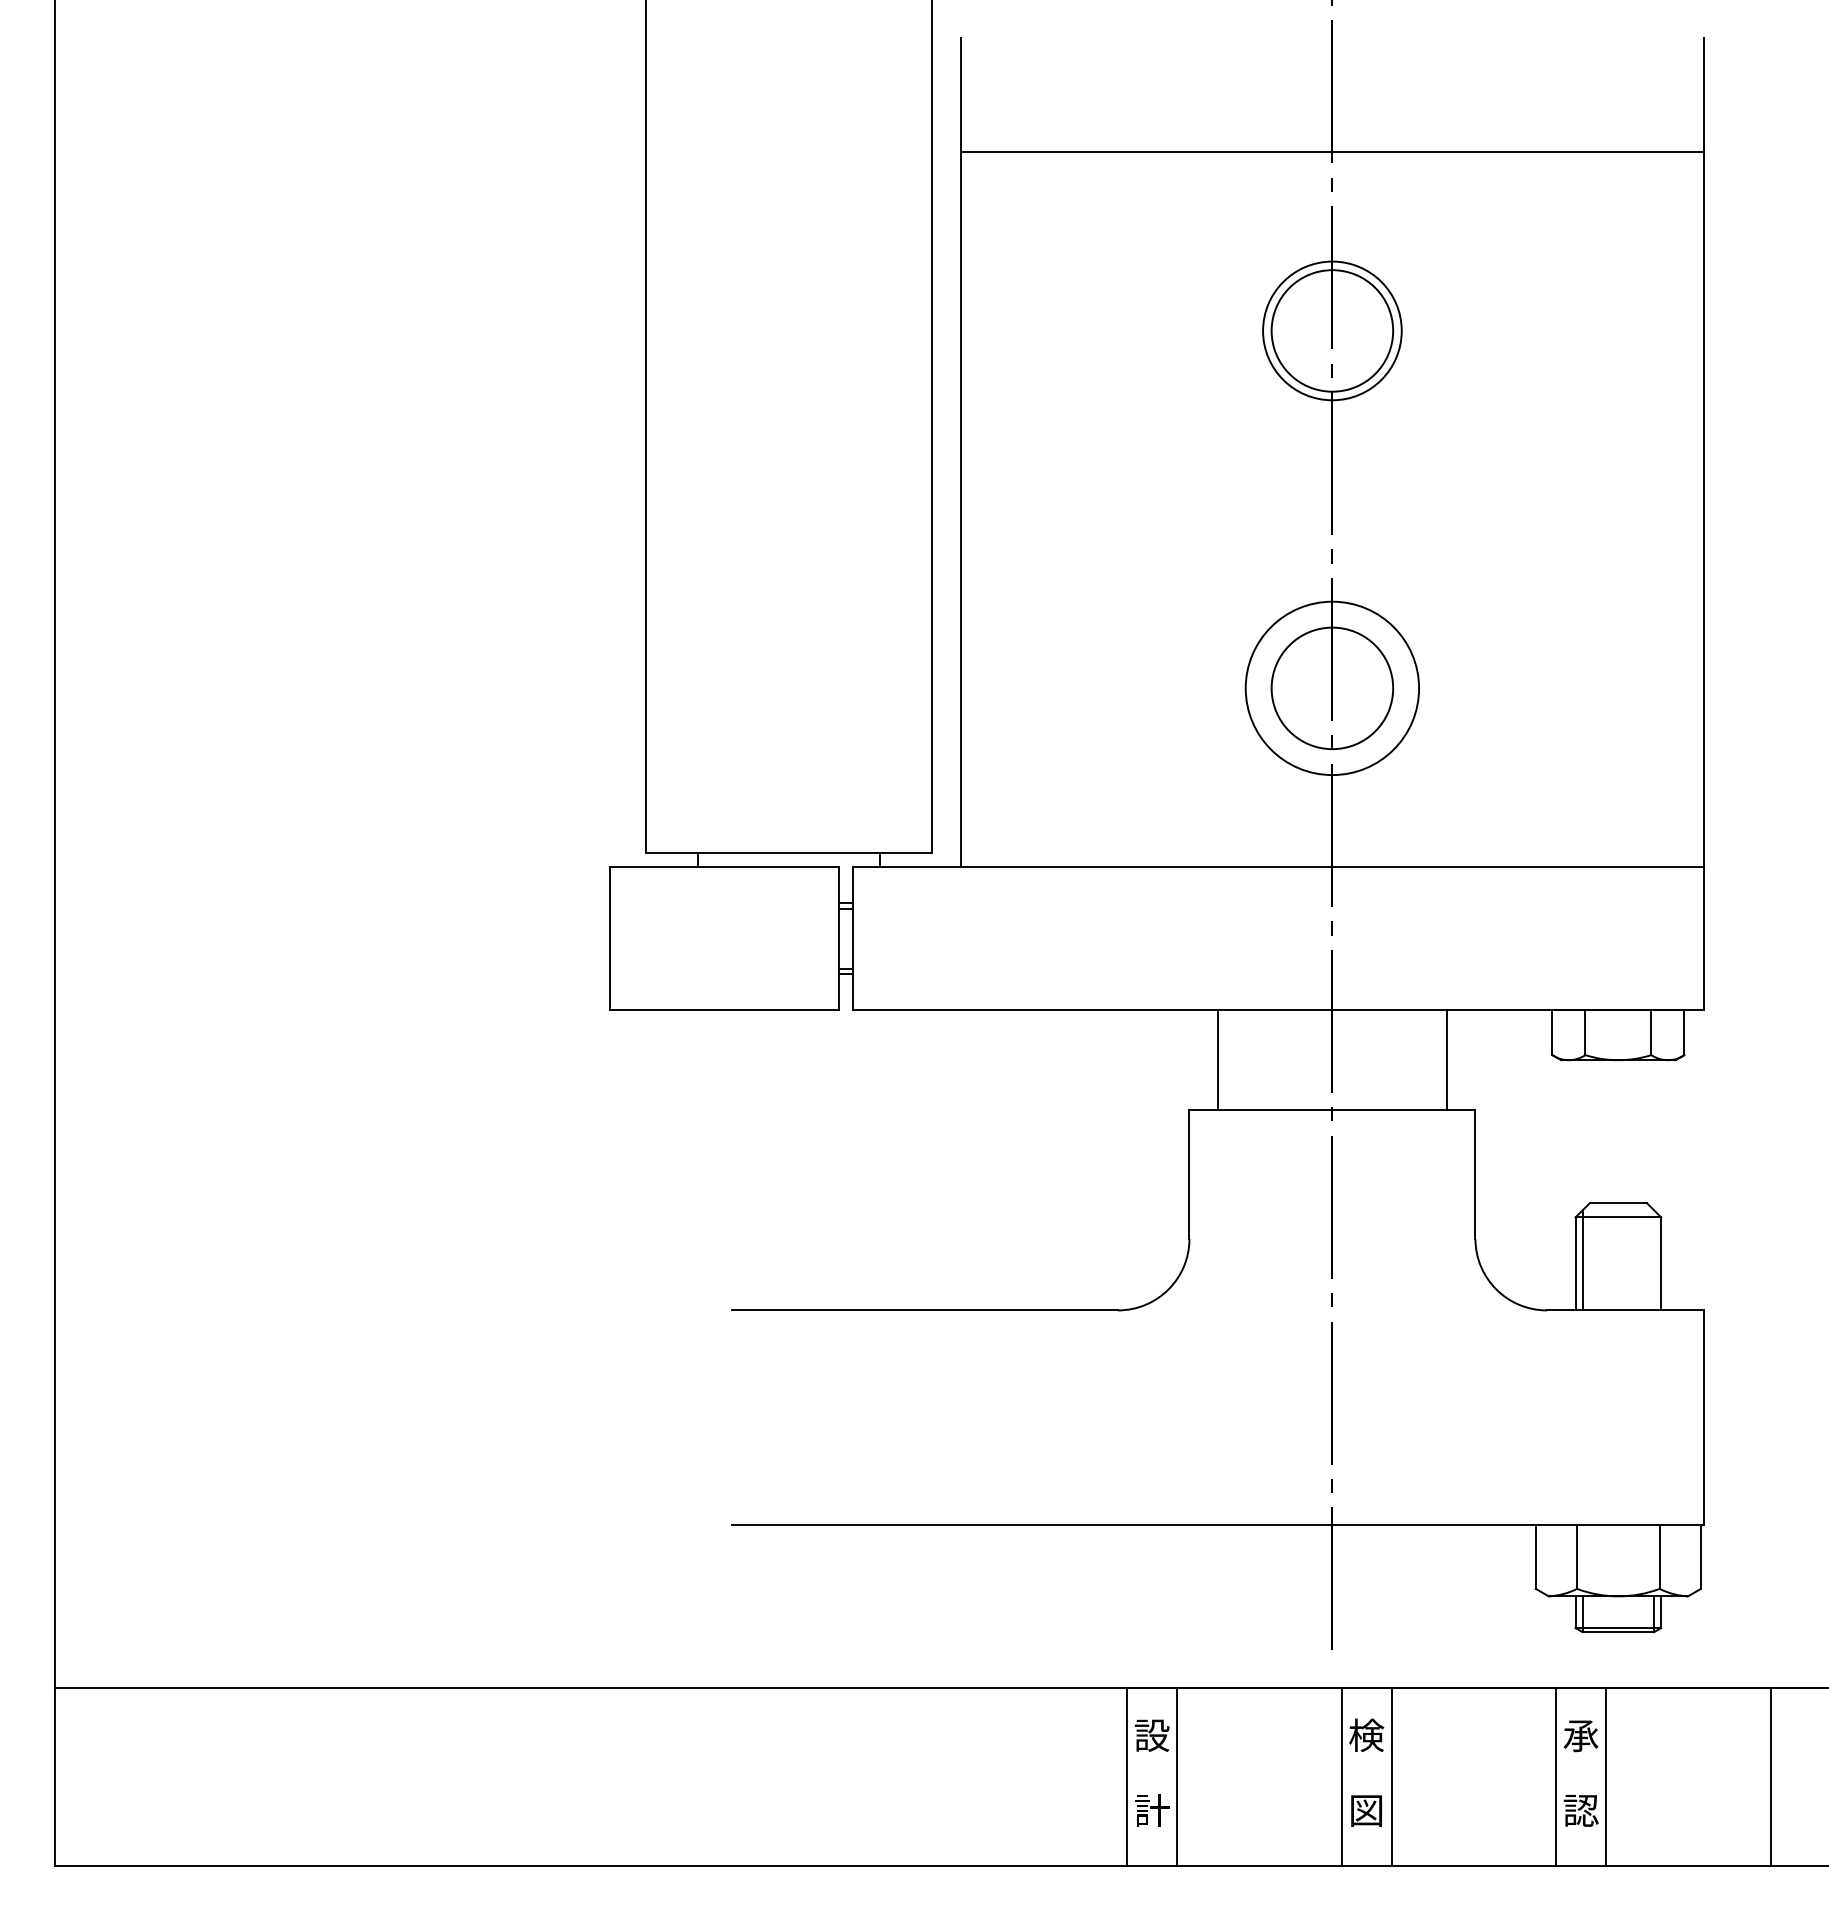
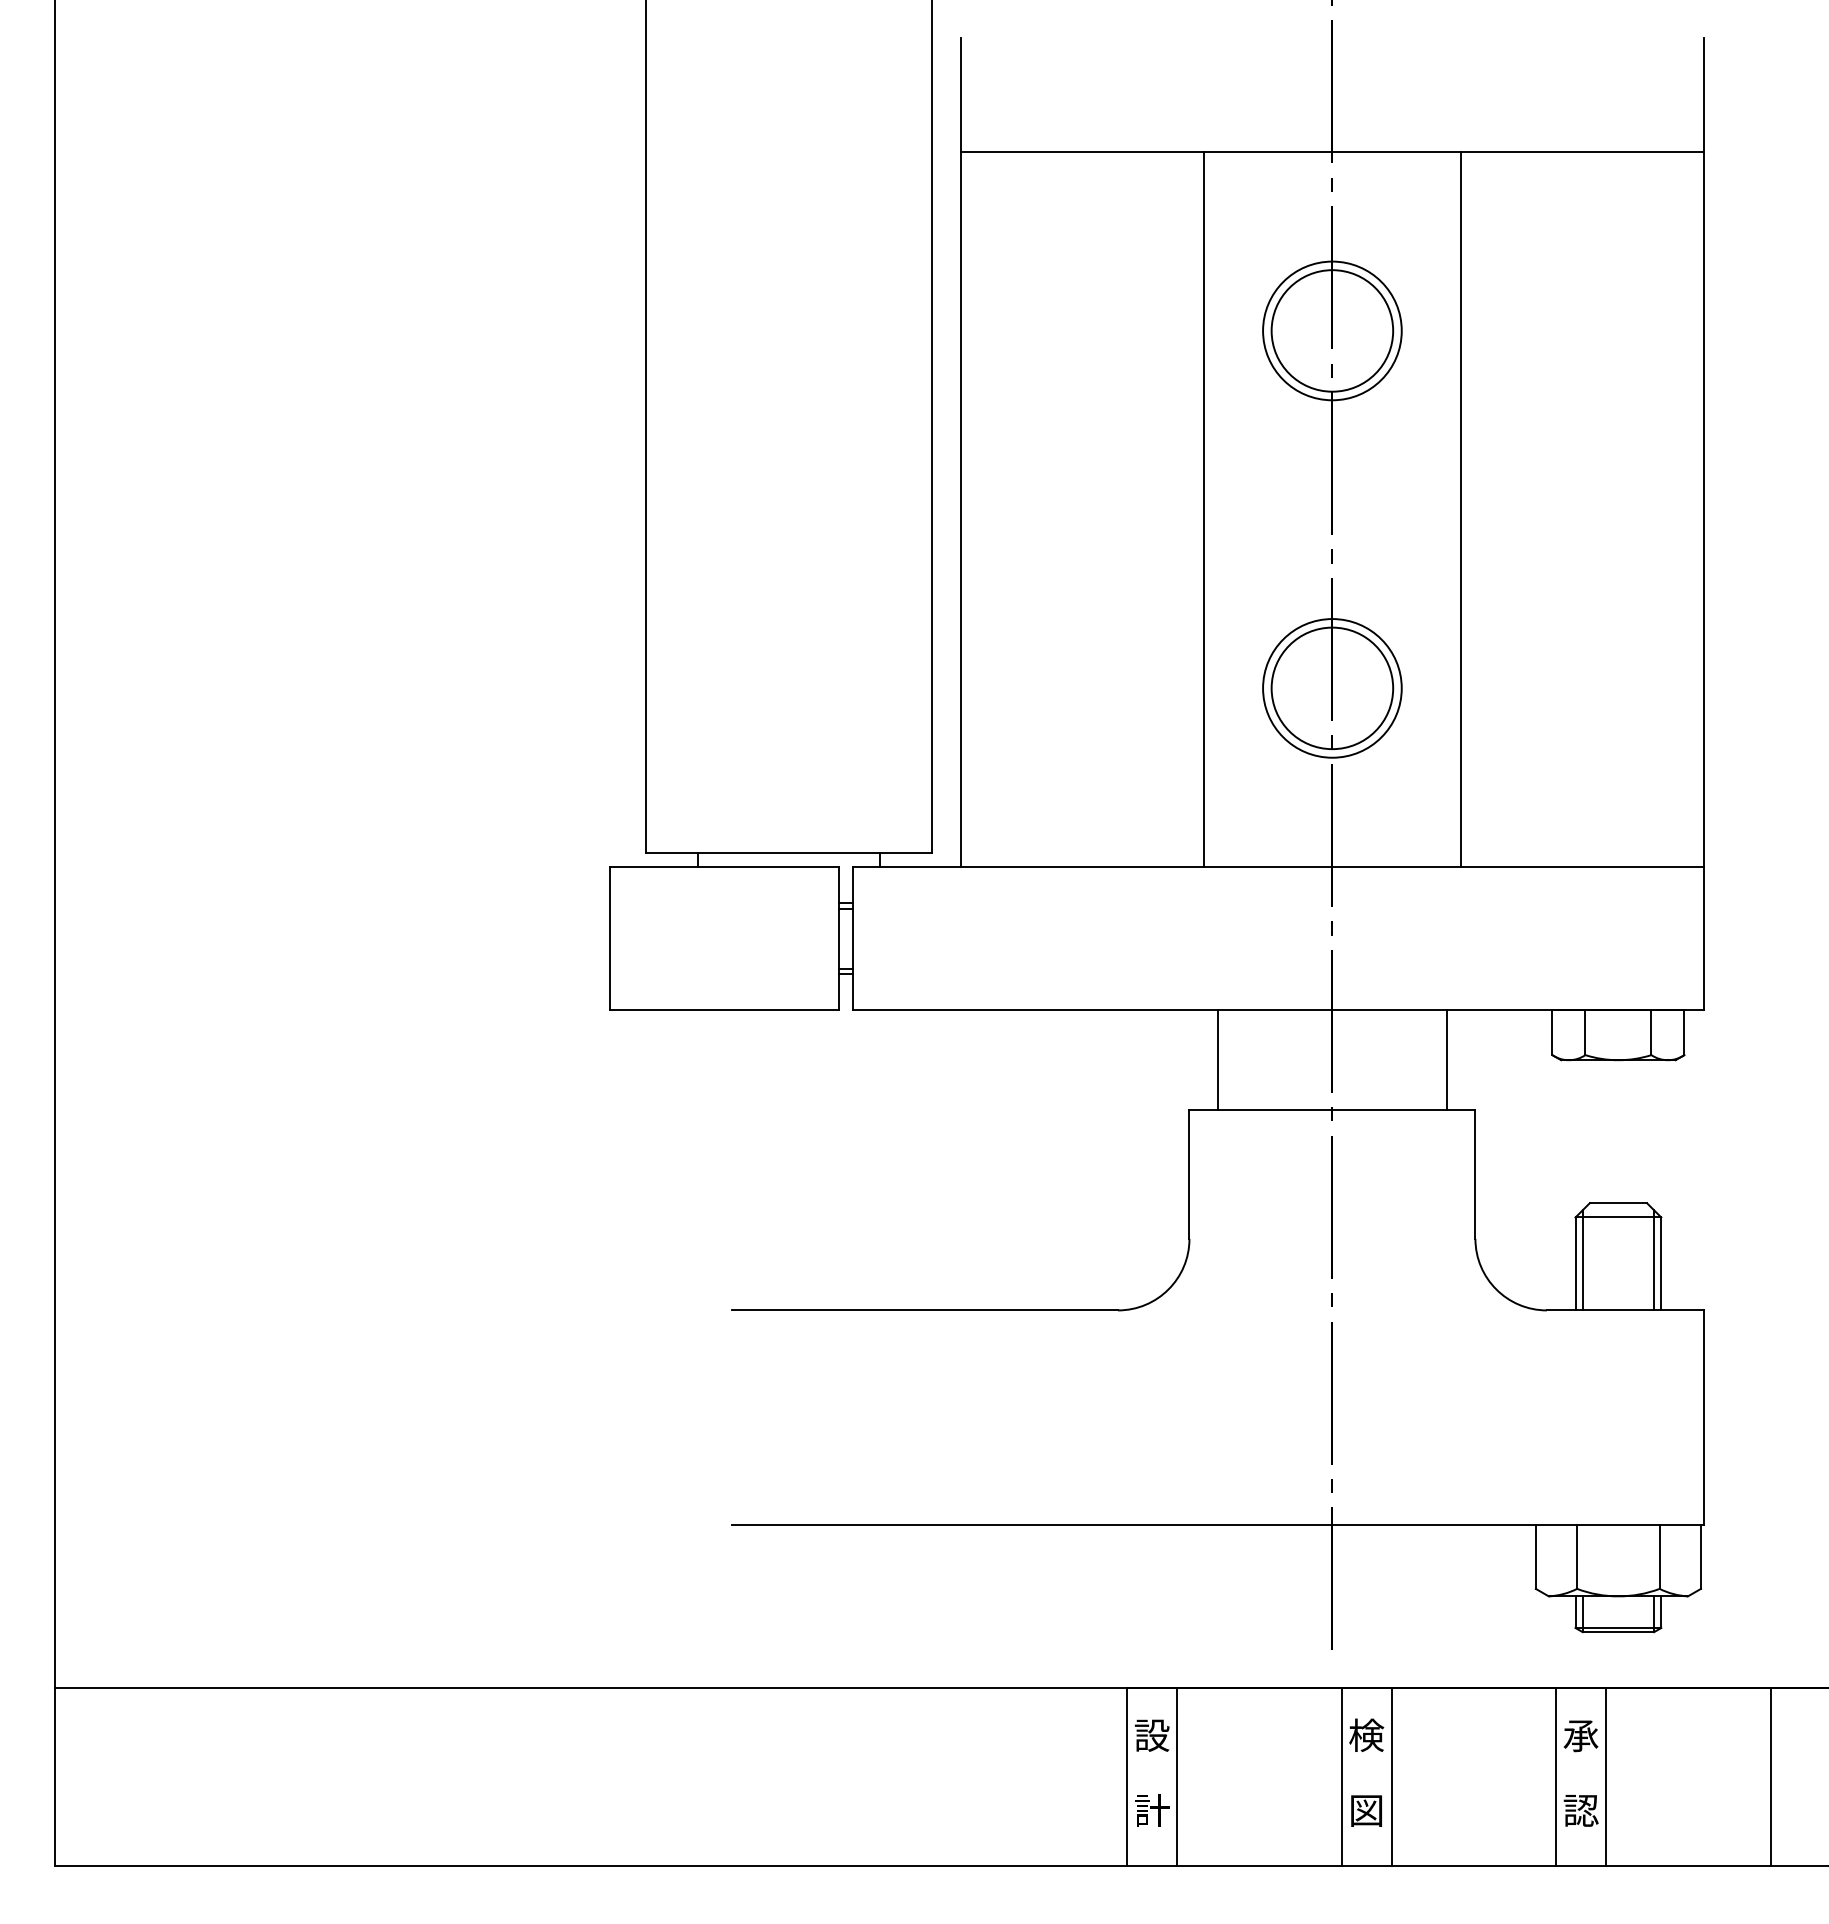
line: none -> present (1203, 509)
line: none -> present (1461, 509)
circle diameter: 173 px -> 139 px (1332, 688)
line: none -> present (1654, 1260)
